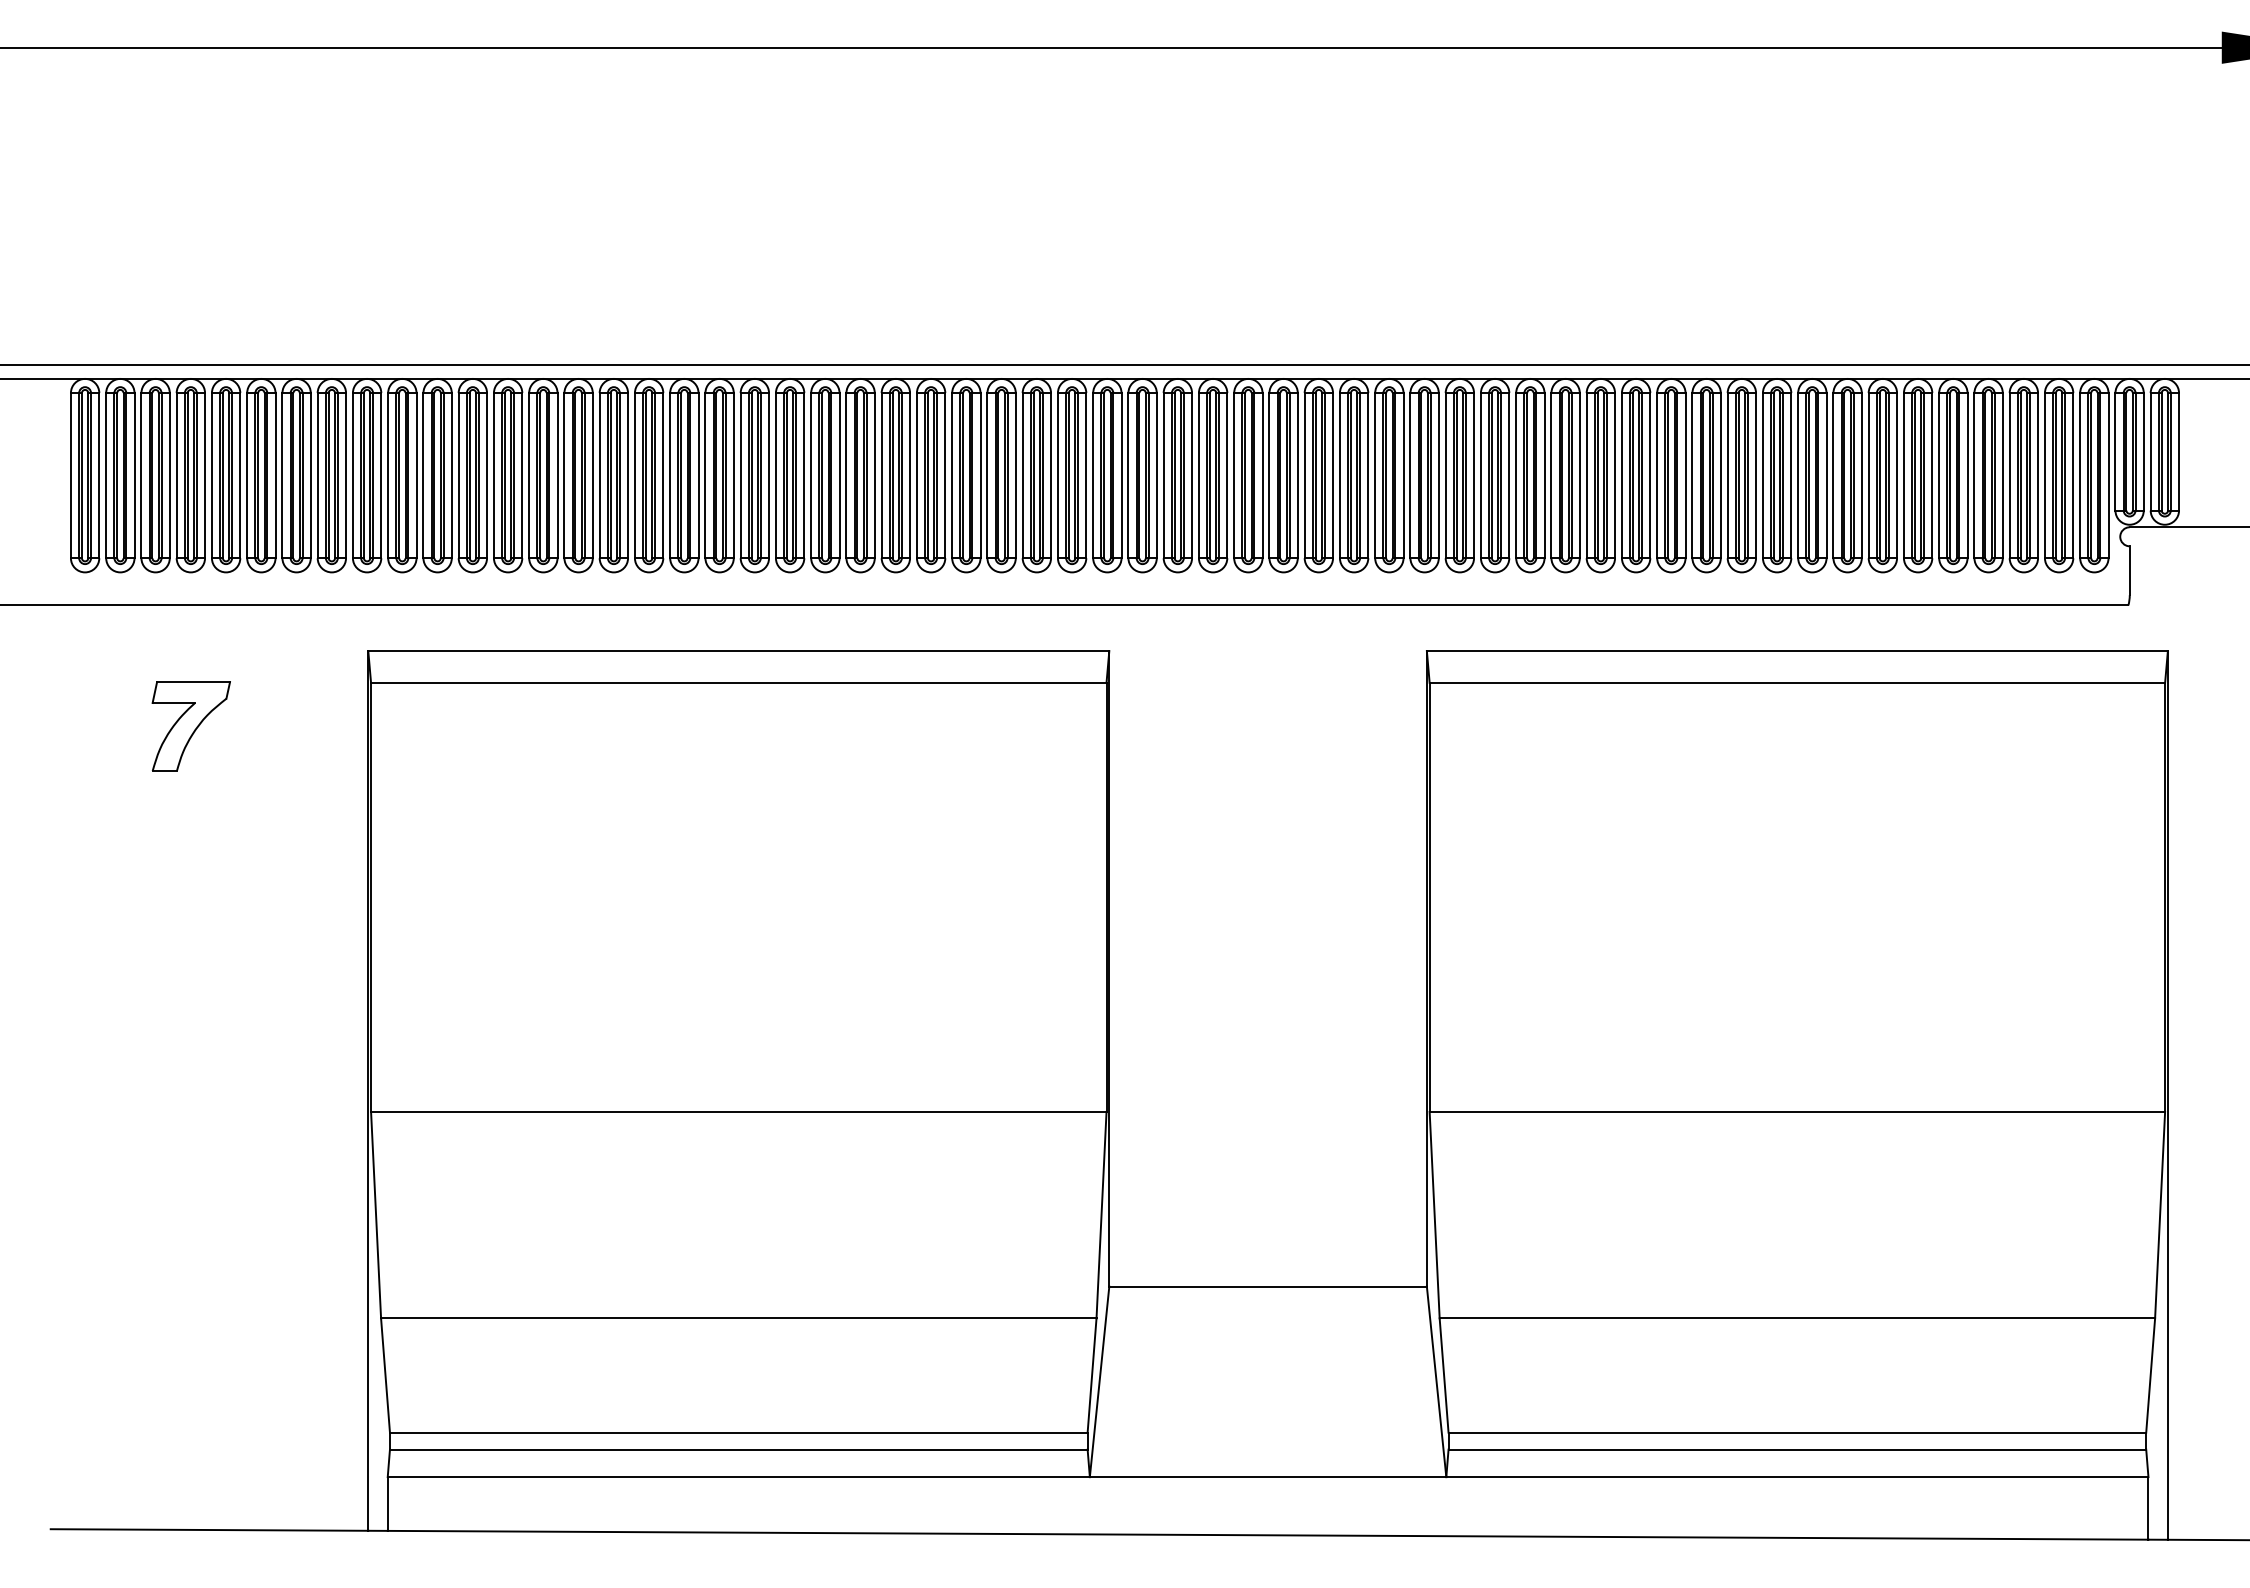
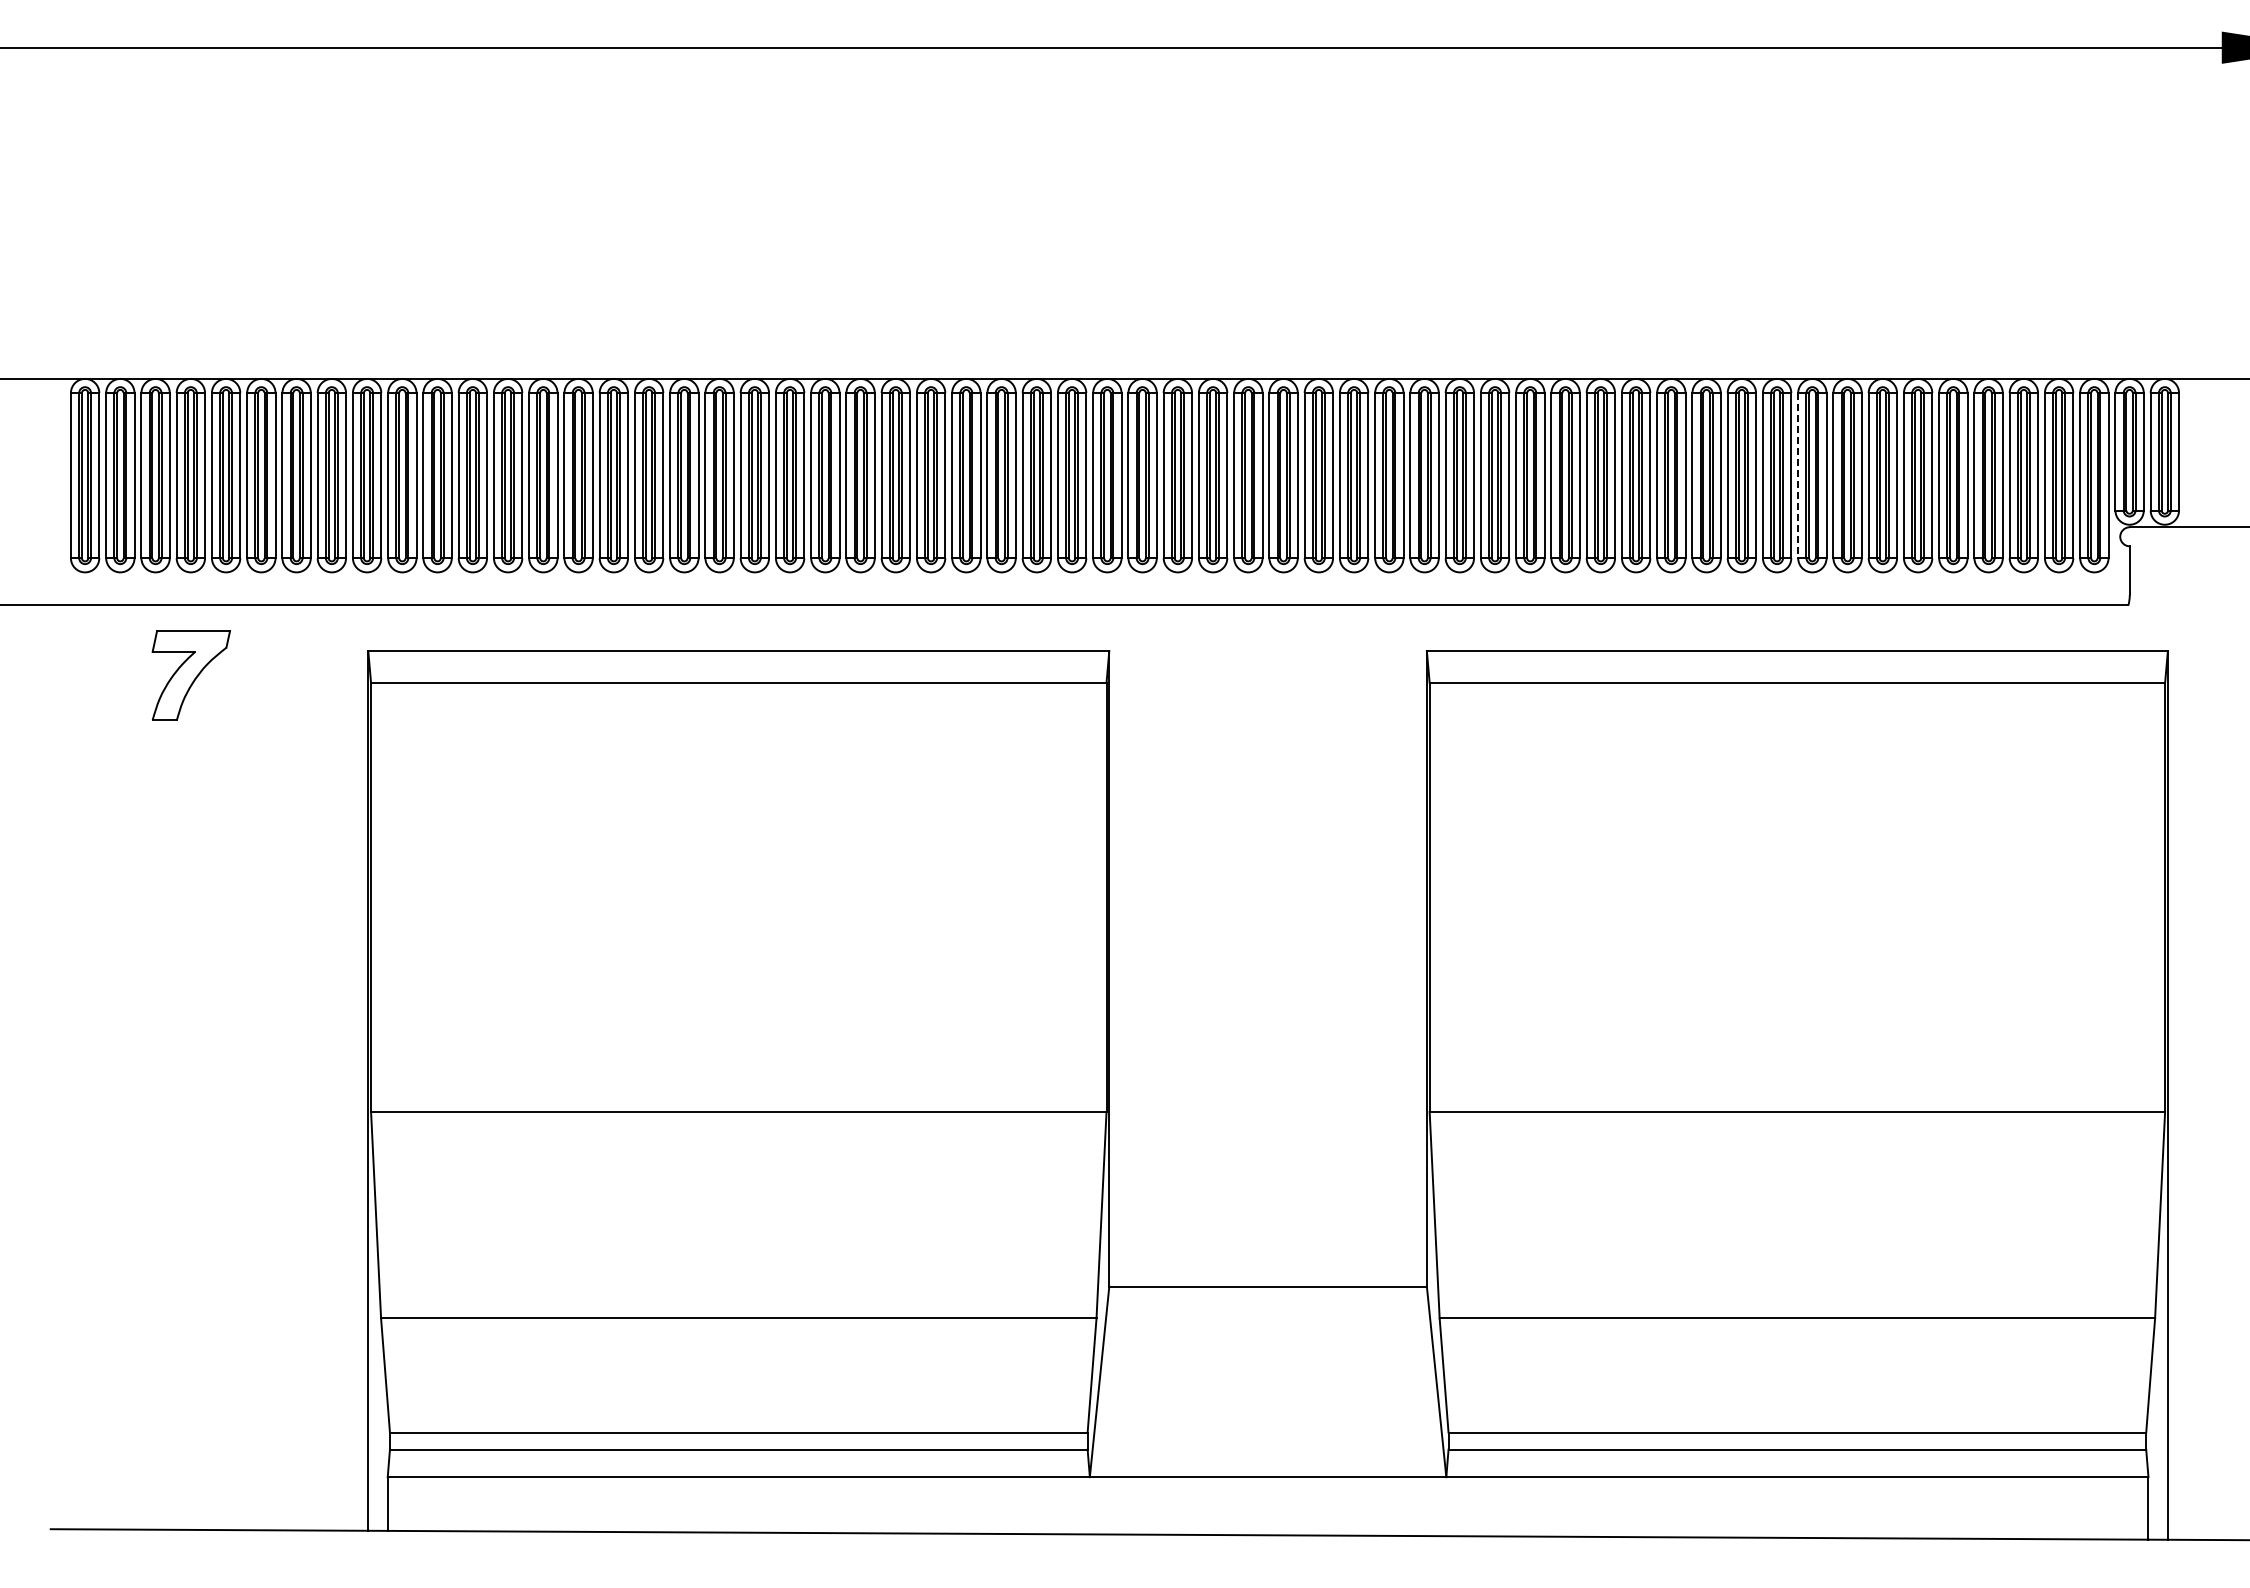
line: present -> none (1124, 365)
line: solid -> dashed (1798, 475)
part position: (190, 726) -> (190, 675) (190, 675)
